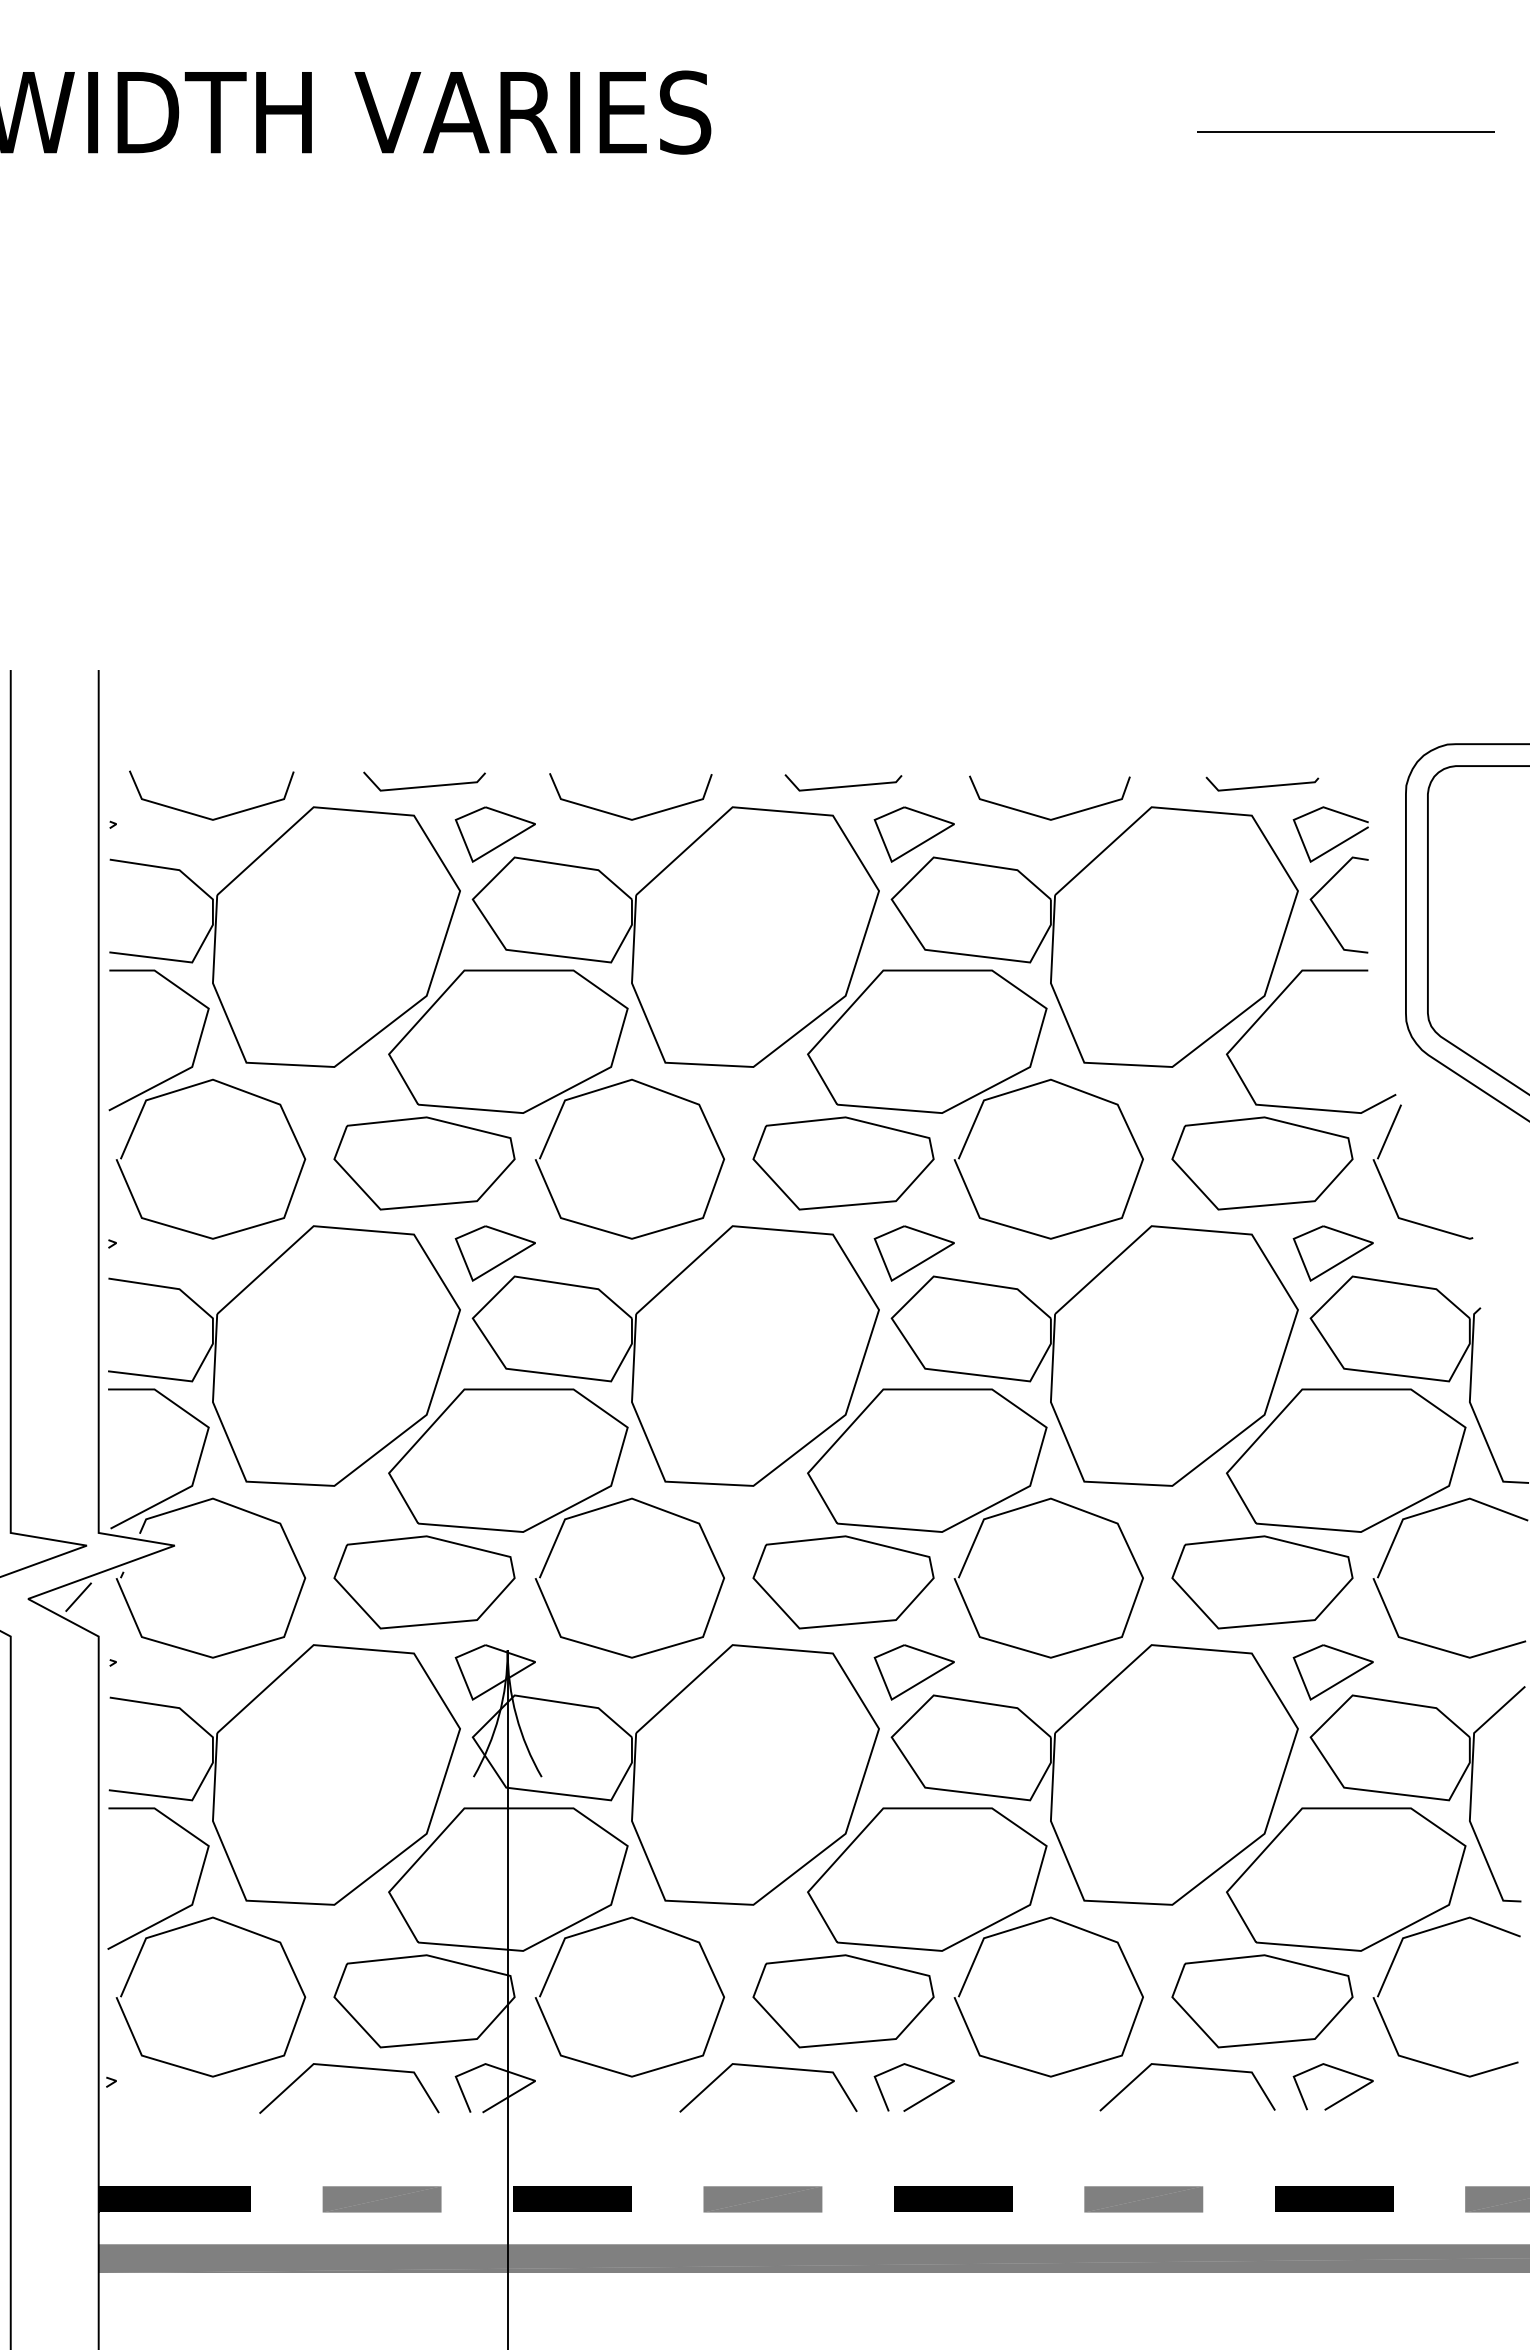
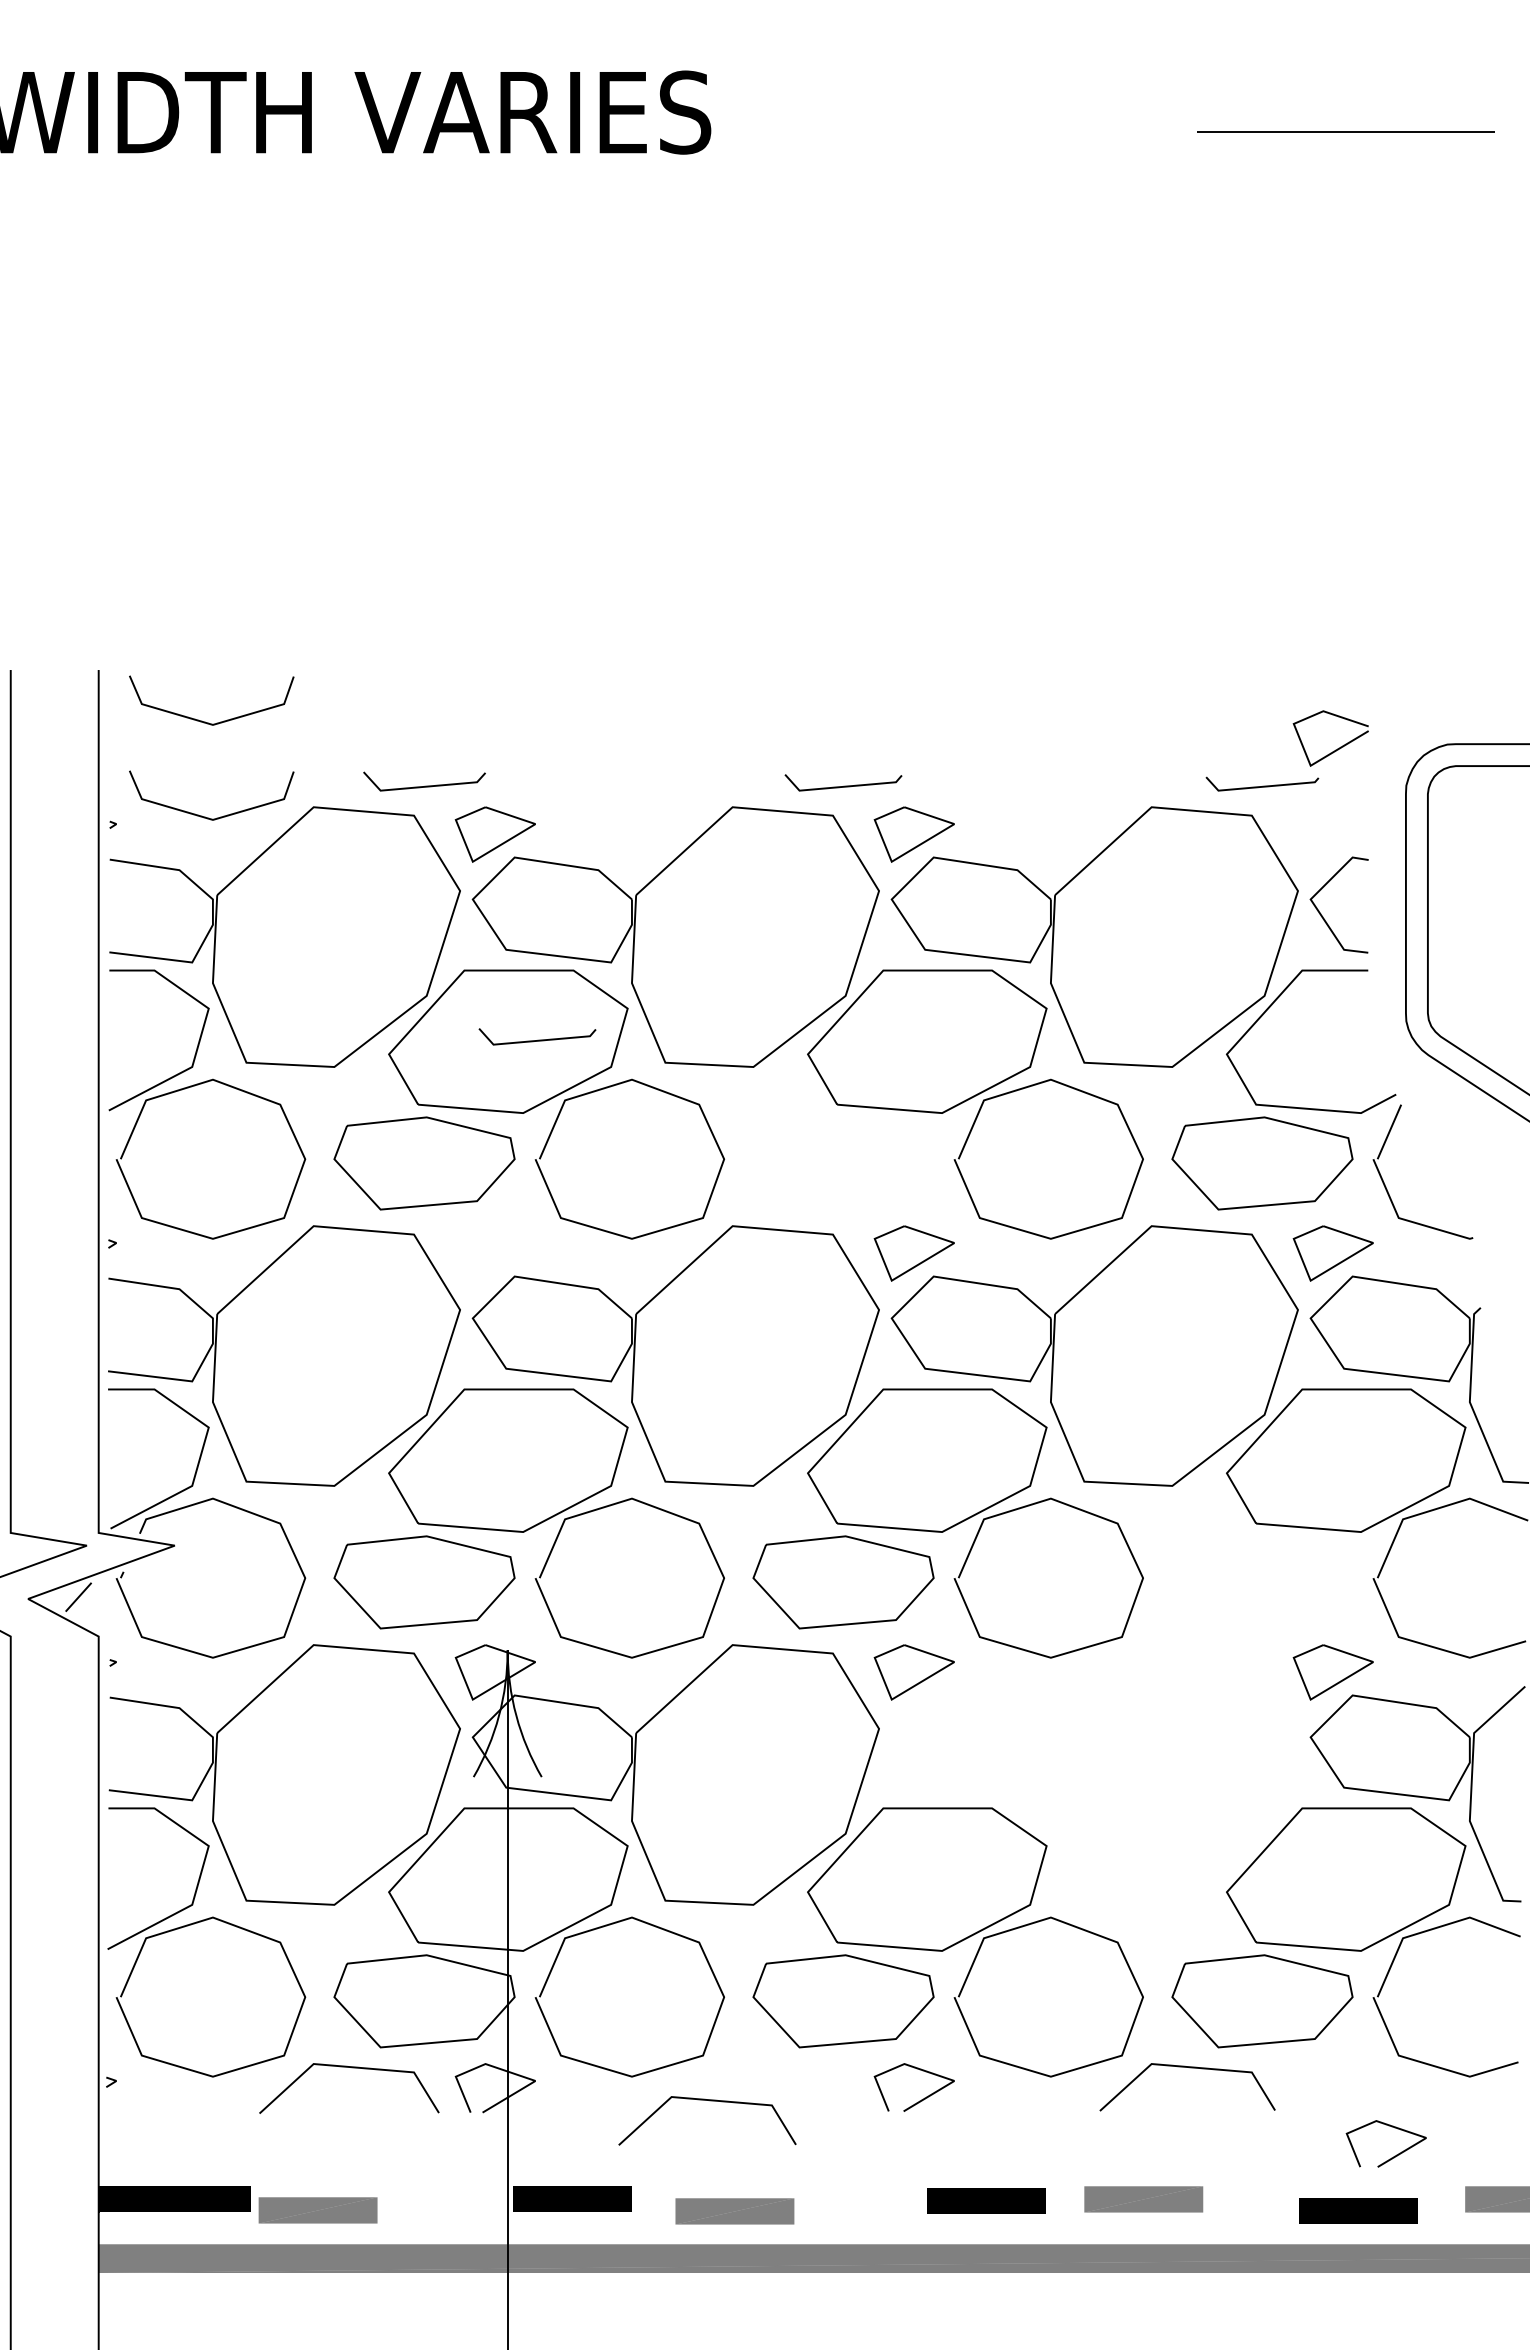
line: none -> present (205, 721)
line: present -> none (624, 816)
line: present -> none (1043, 816)
line position: (1335, 845) -> (1335, 749) (1335, 749)
line: none -> present (537, 1039)
part: present -> none (843, 1163)
part: present -> none (494, 1253)
part: present -> none (1262, 1582)
part: present -> none (1094, 1774)
line position: (770, 2068) -> (709, 2101) (709, 2101)
line position: (1338, 2100) -> (1391, 2157) (1391, 2157)
line position: (953, 2198) -> (986, 2200) (986, 2200)
line position: (1334, 2198) -> (1358, 2210) (1358, 2210)
part position: (381, 2199) -> (317, 2210) (317, 2210)
part position: (762, 2199) -> (734, 2211) (734, 2211)
